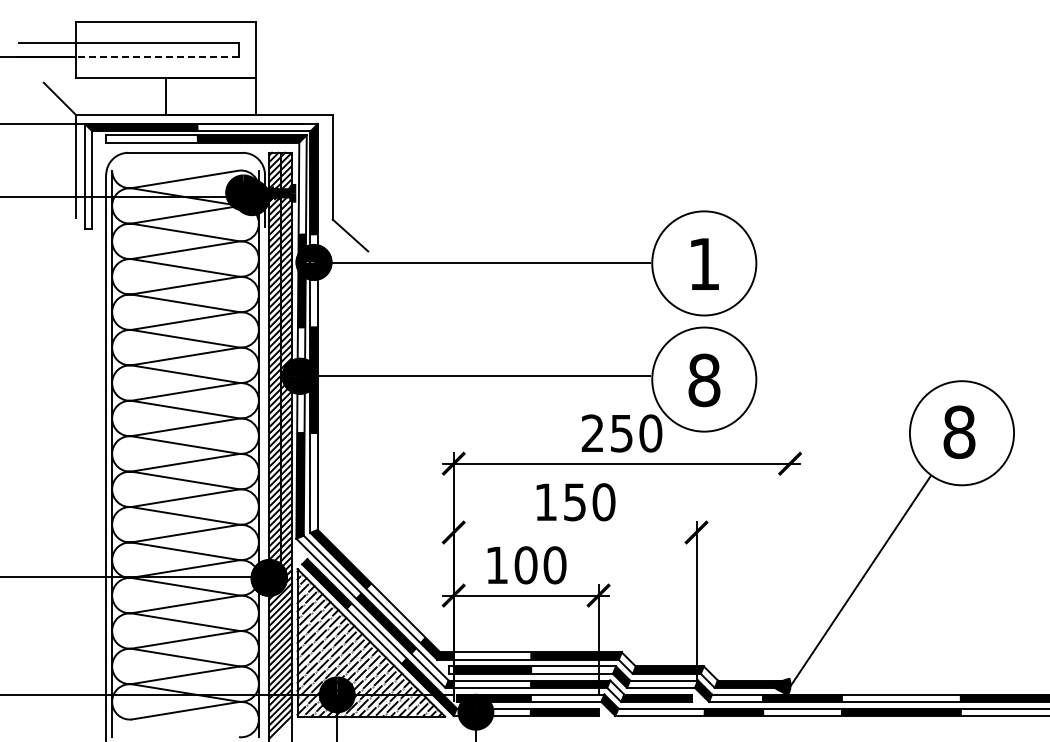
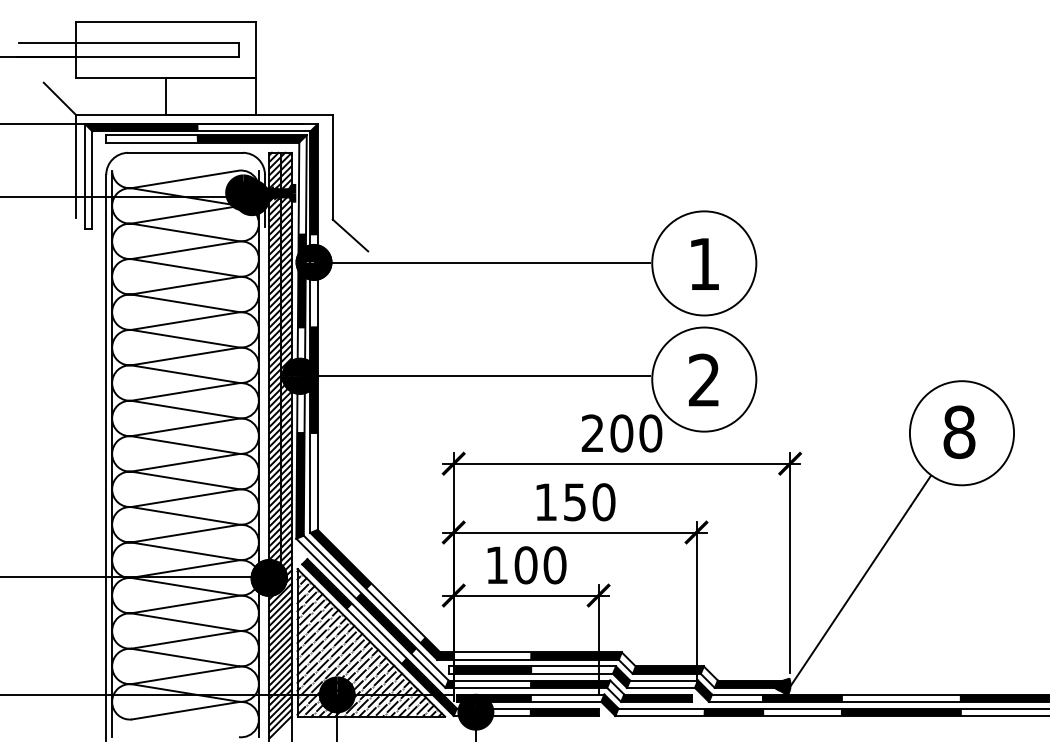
line: dashed -> solid (157, 57)
text: 8 -> 2 (704, 380)
text: 250 -> 200 (621, 433)
line: none -> present (574, 532)
line: none -> present (790, 563)
